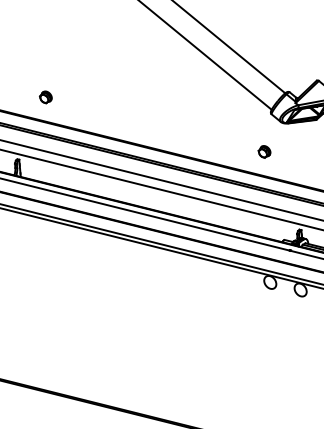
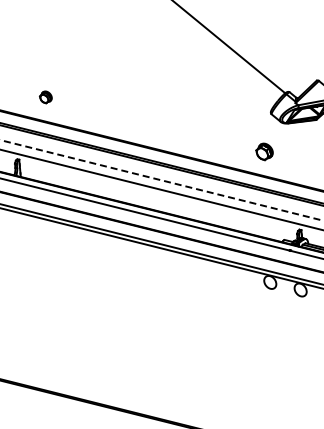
line: present -> none (206, 55)
part size: 15x14 px -> 19x20 px (264, 151)
line: solid -> dashed (162, 180)
